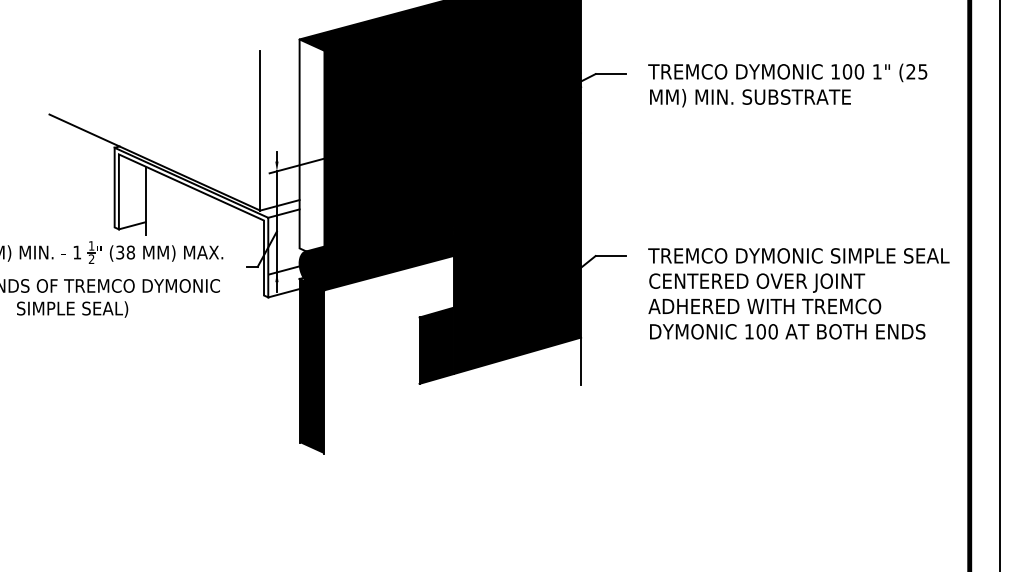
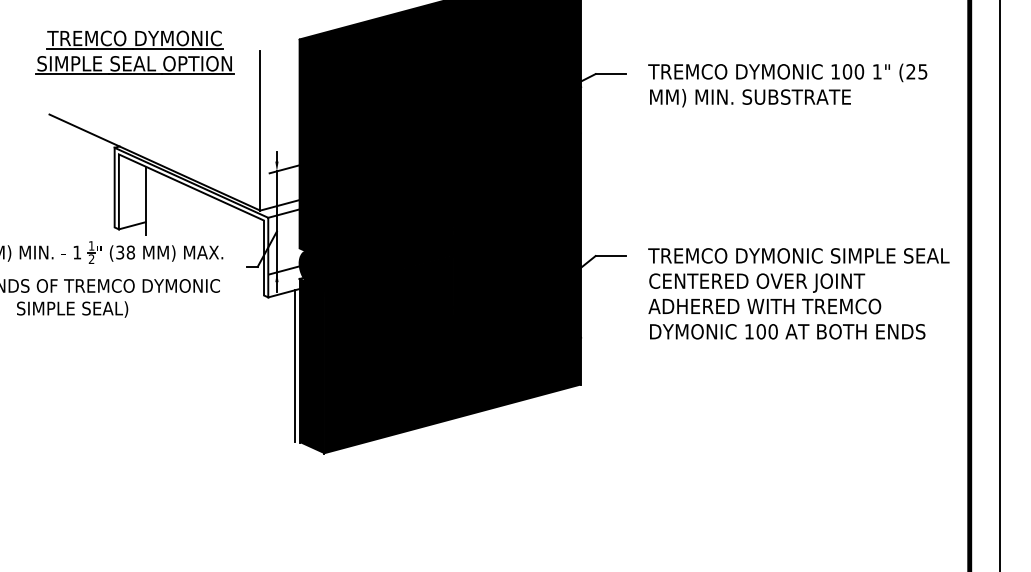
part: none -> present (134, 52)
fill: none -> present (311, 149)
fill: none -> present (452, 354)
line: none -> present (295, 366)
